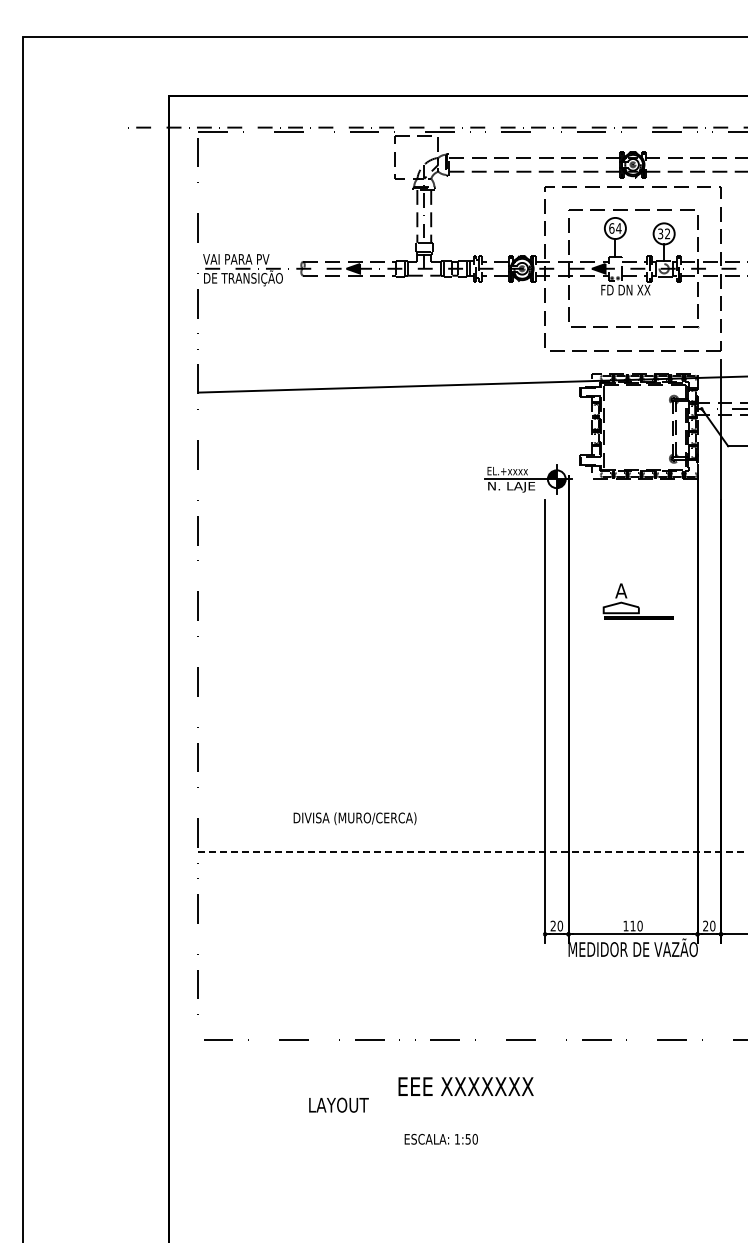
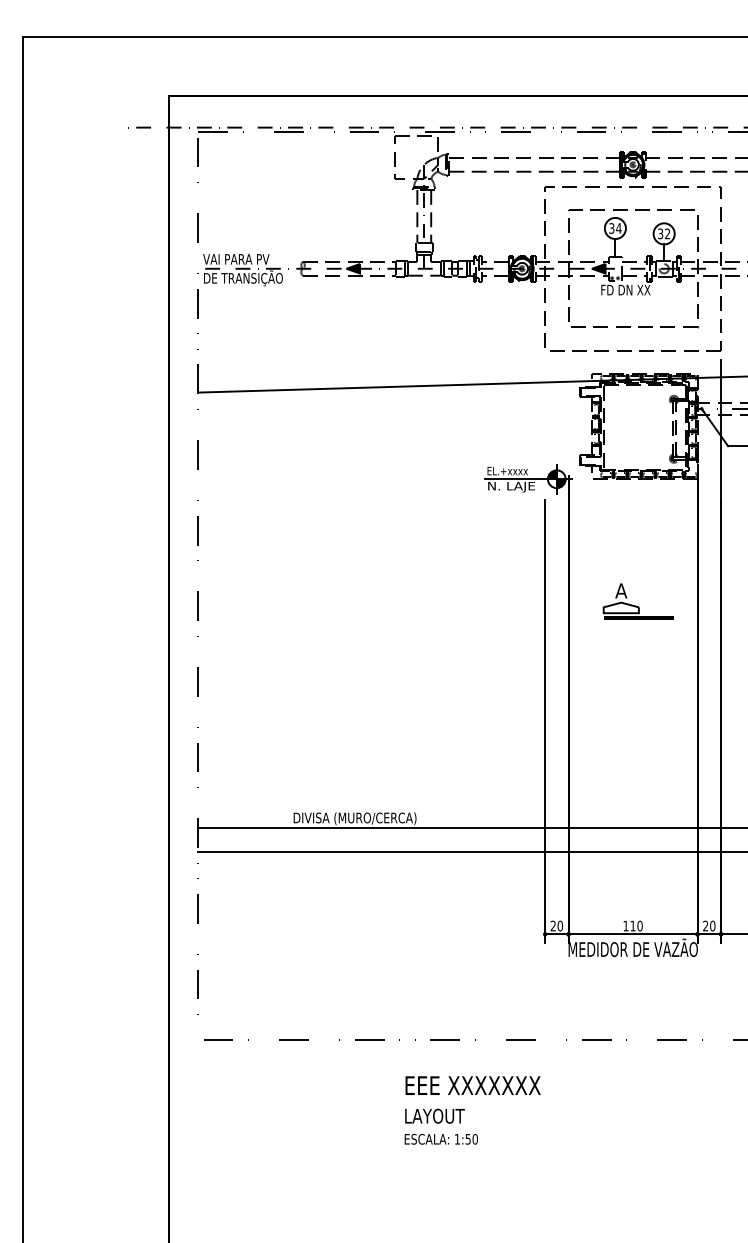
text: 64 -> 34 (611, 228)
line: none -> present (471, 828)
line: dashed -> solid (473, 851)
text position: (465, 1086) -> (472, 1085) (472, 1085)
text position: (338, 1104) -> (434, 1115) (434, 1115)
